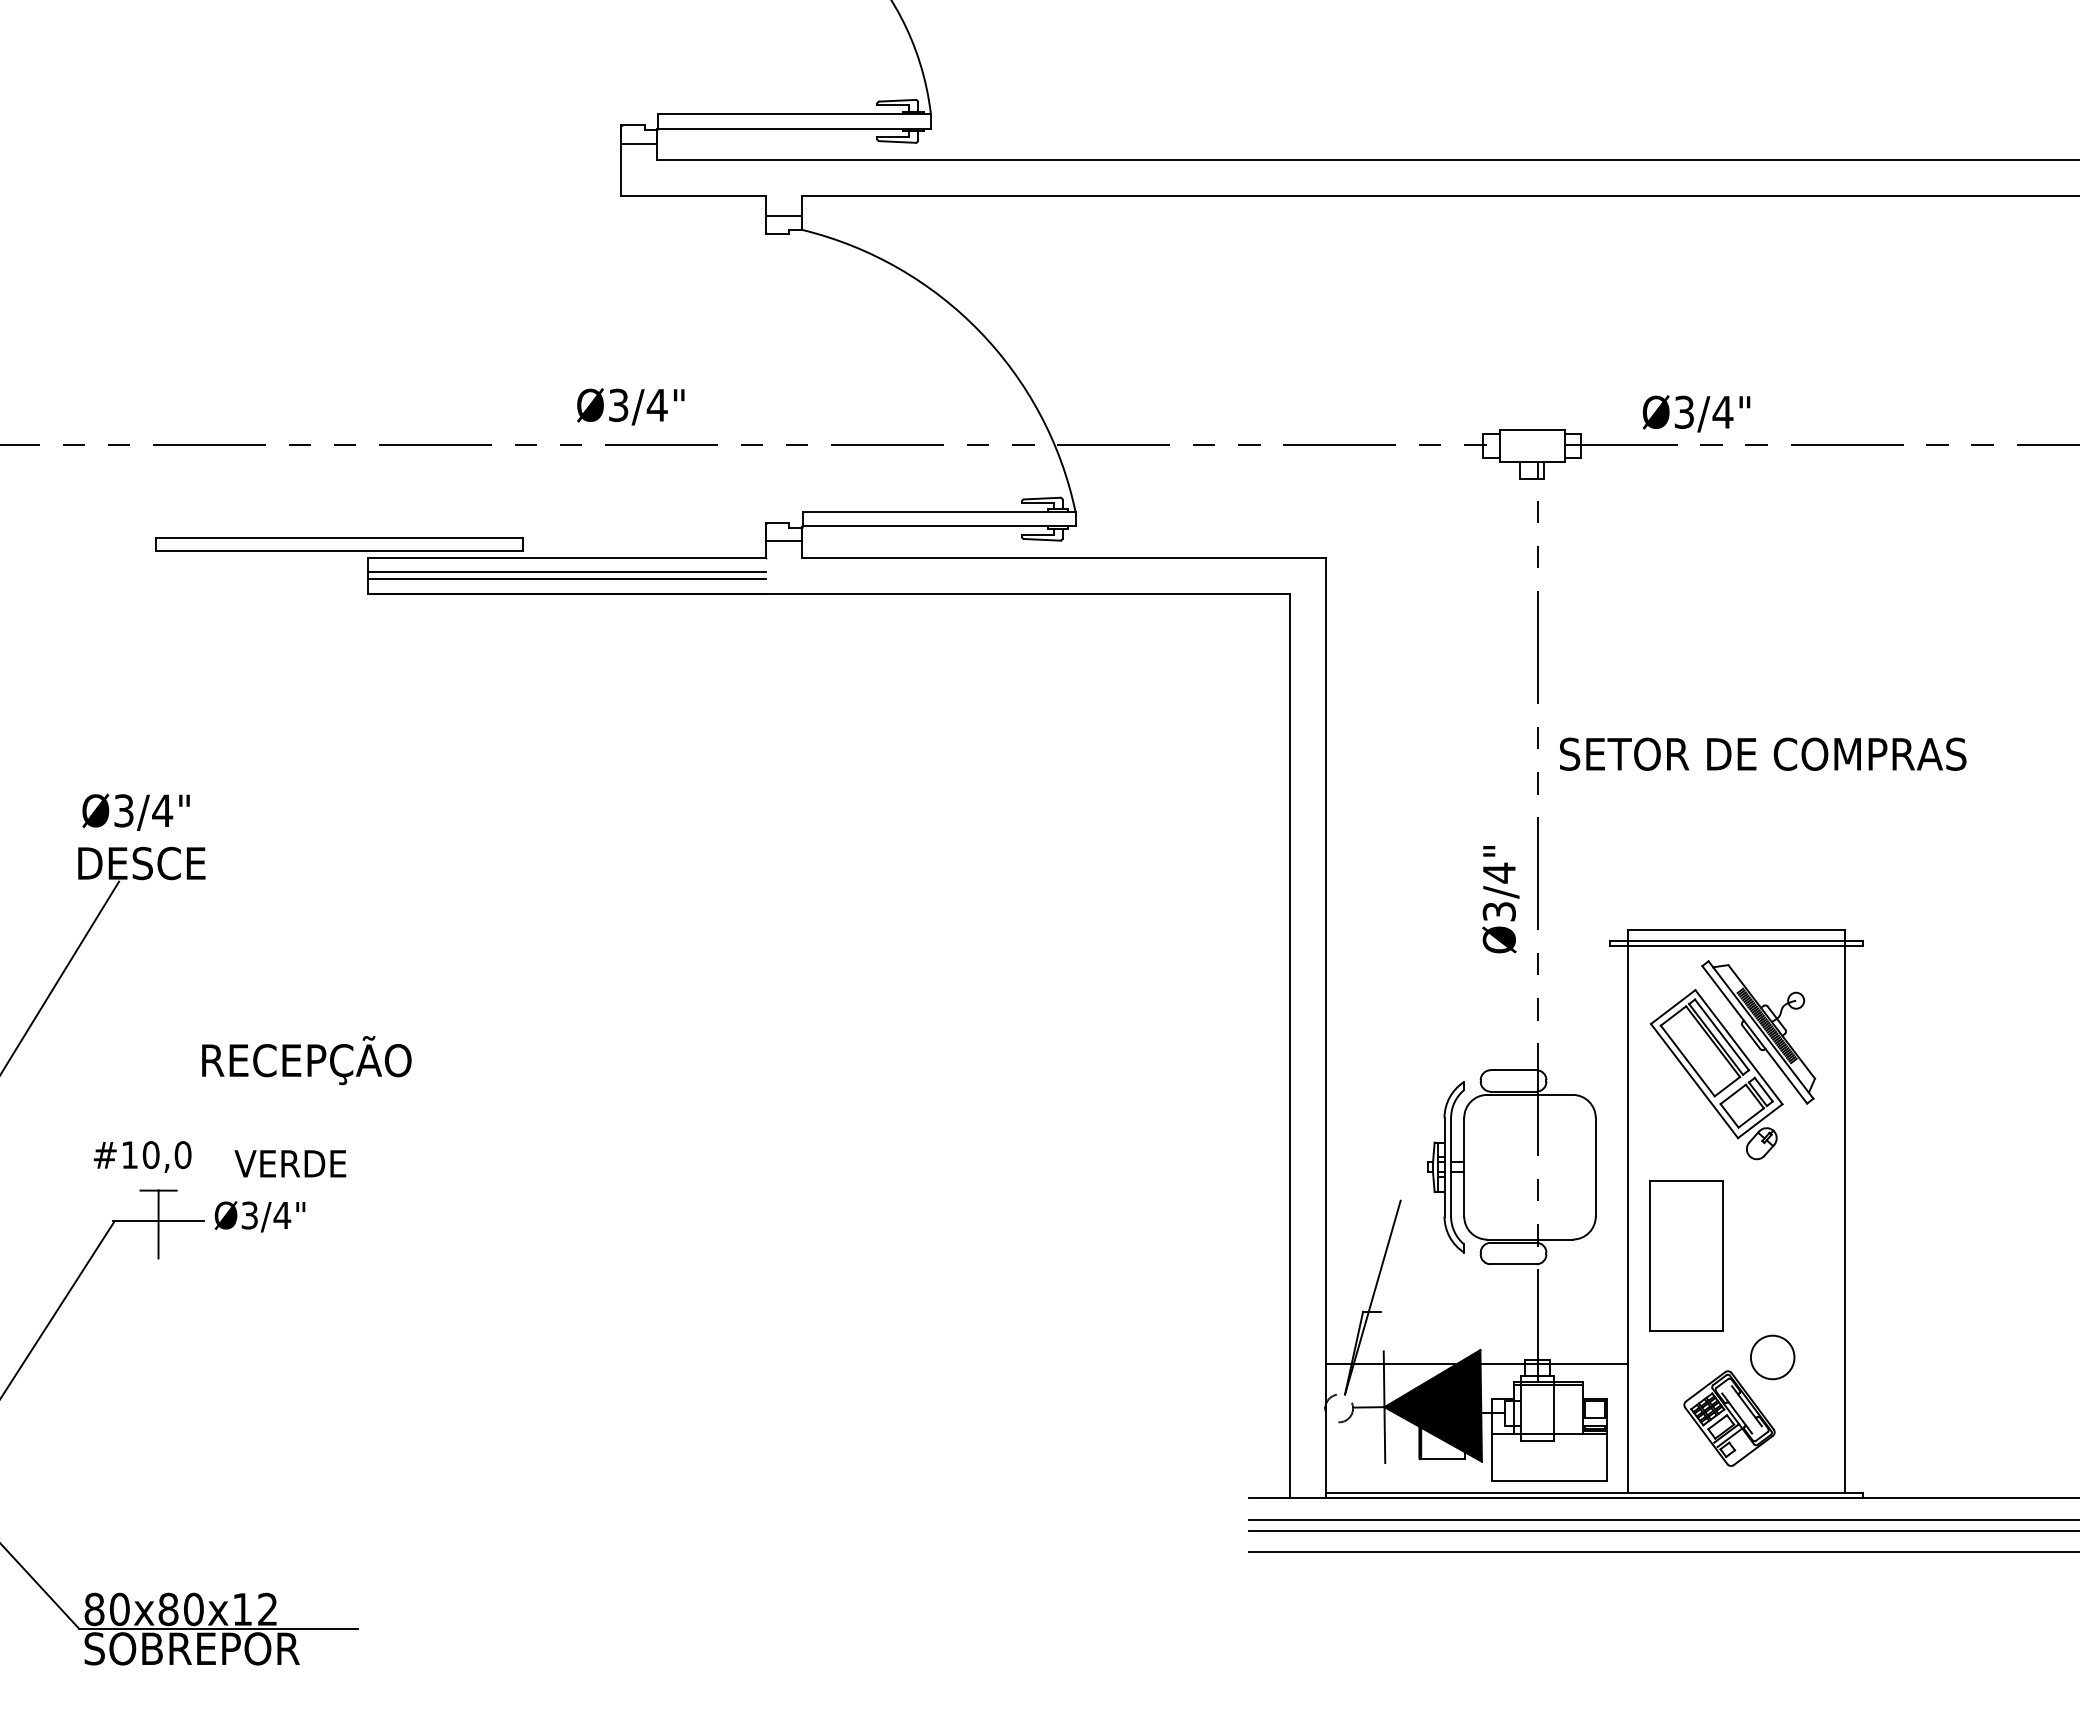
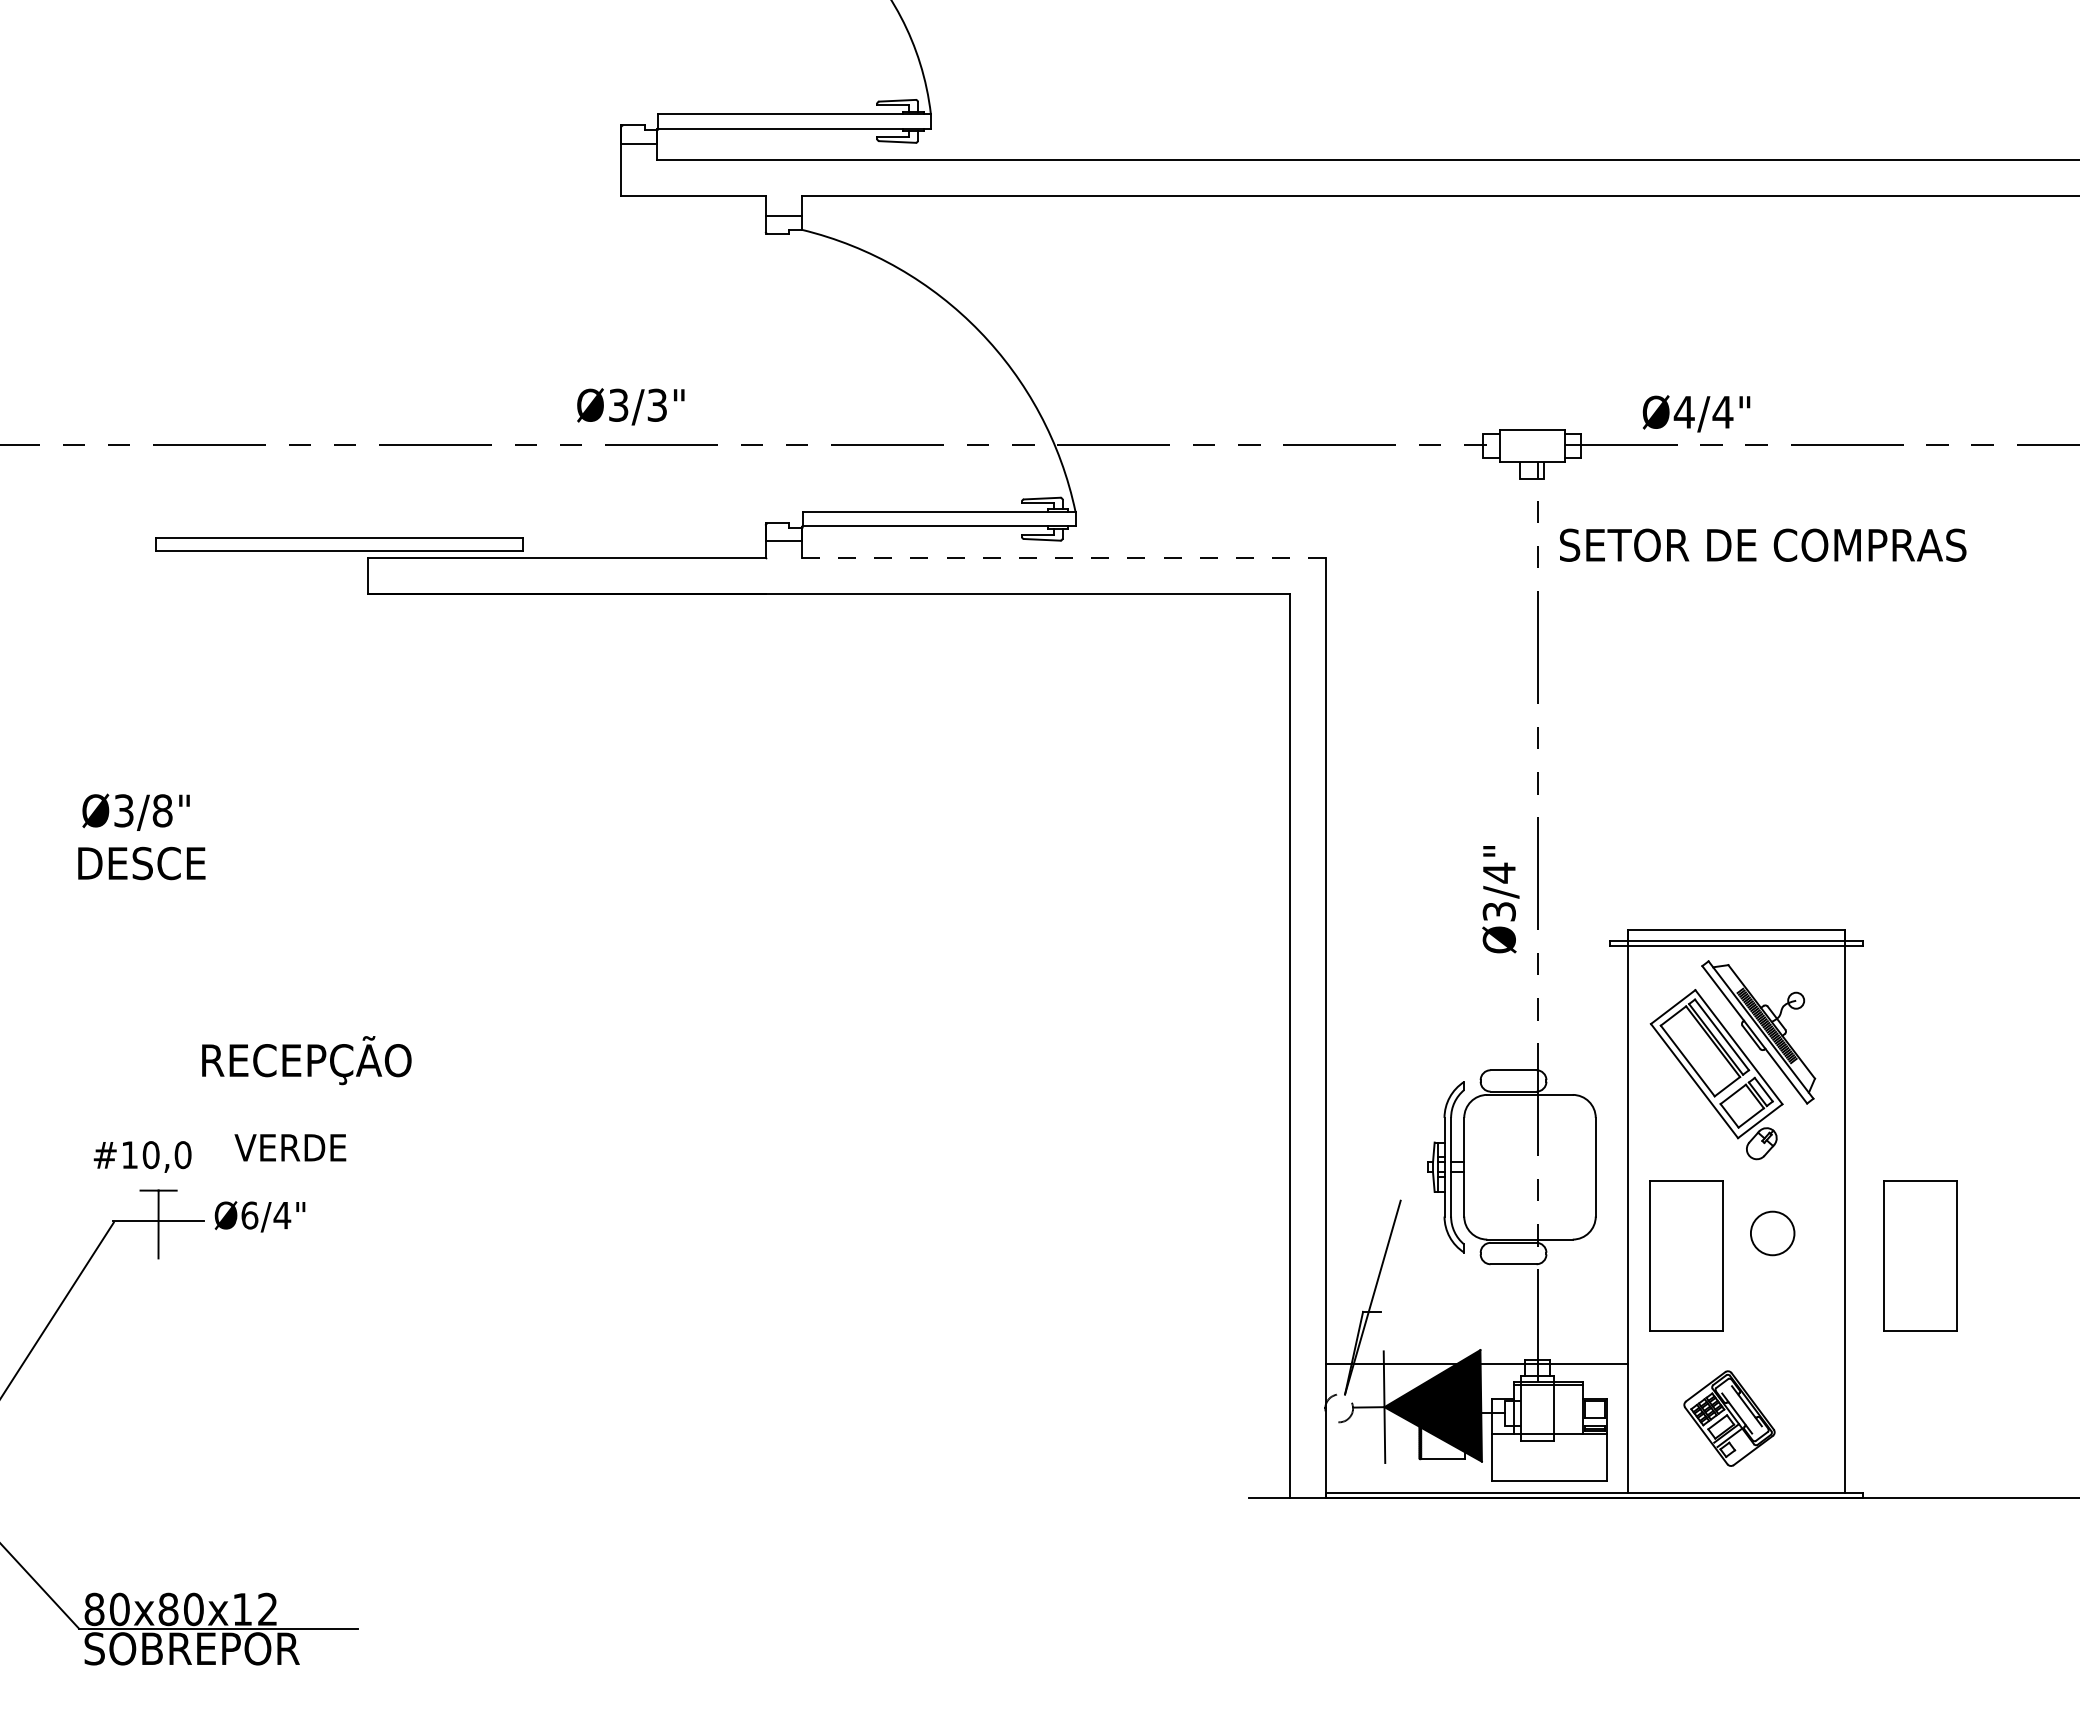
text: Ø3/4" -> Ø3/3" (656, 404)
text: Ø3/4" -> Ø4/4" (1683, 411)
line: solid -> dashed (1063, 557)
line: present -> none (566, 571)
line: present -> none (566, 579)
text position: (1763, 753) -> (1763, 544) (1763, 544)
text: Ø3/4" -> Ø3/8" (162, 810)
line: present -> none (60, 976)
text position: (290, 1163) -> (290, 1147) (290, 1147)
text: Ø3/4" -> Ø6/4" (249, 1215)
part: none -> present (1920, 1255)
circle position: (1772, 1357) -> (1772, 1233) (1772, 1233)
line: present -> none (1662, 1519)
line: present -> none (1662, 1530)
line: present -> none (1662, 1552)
